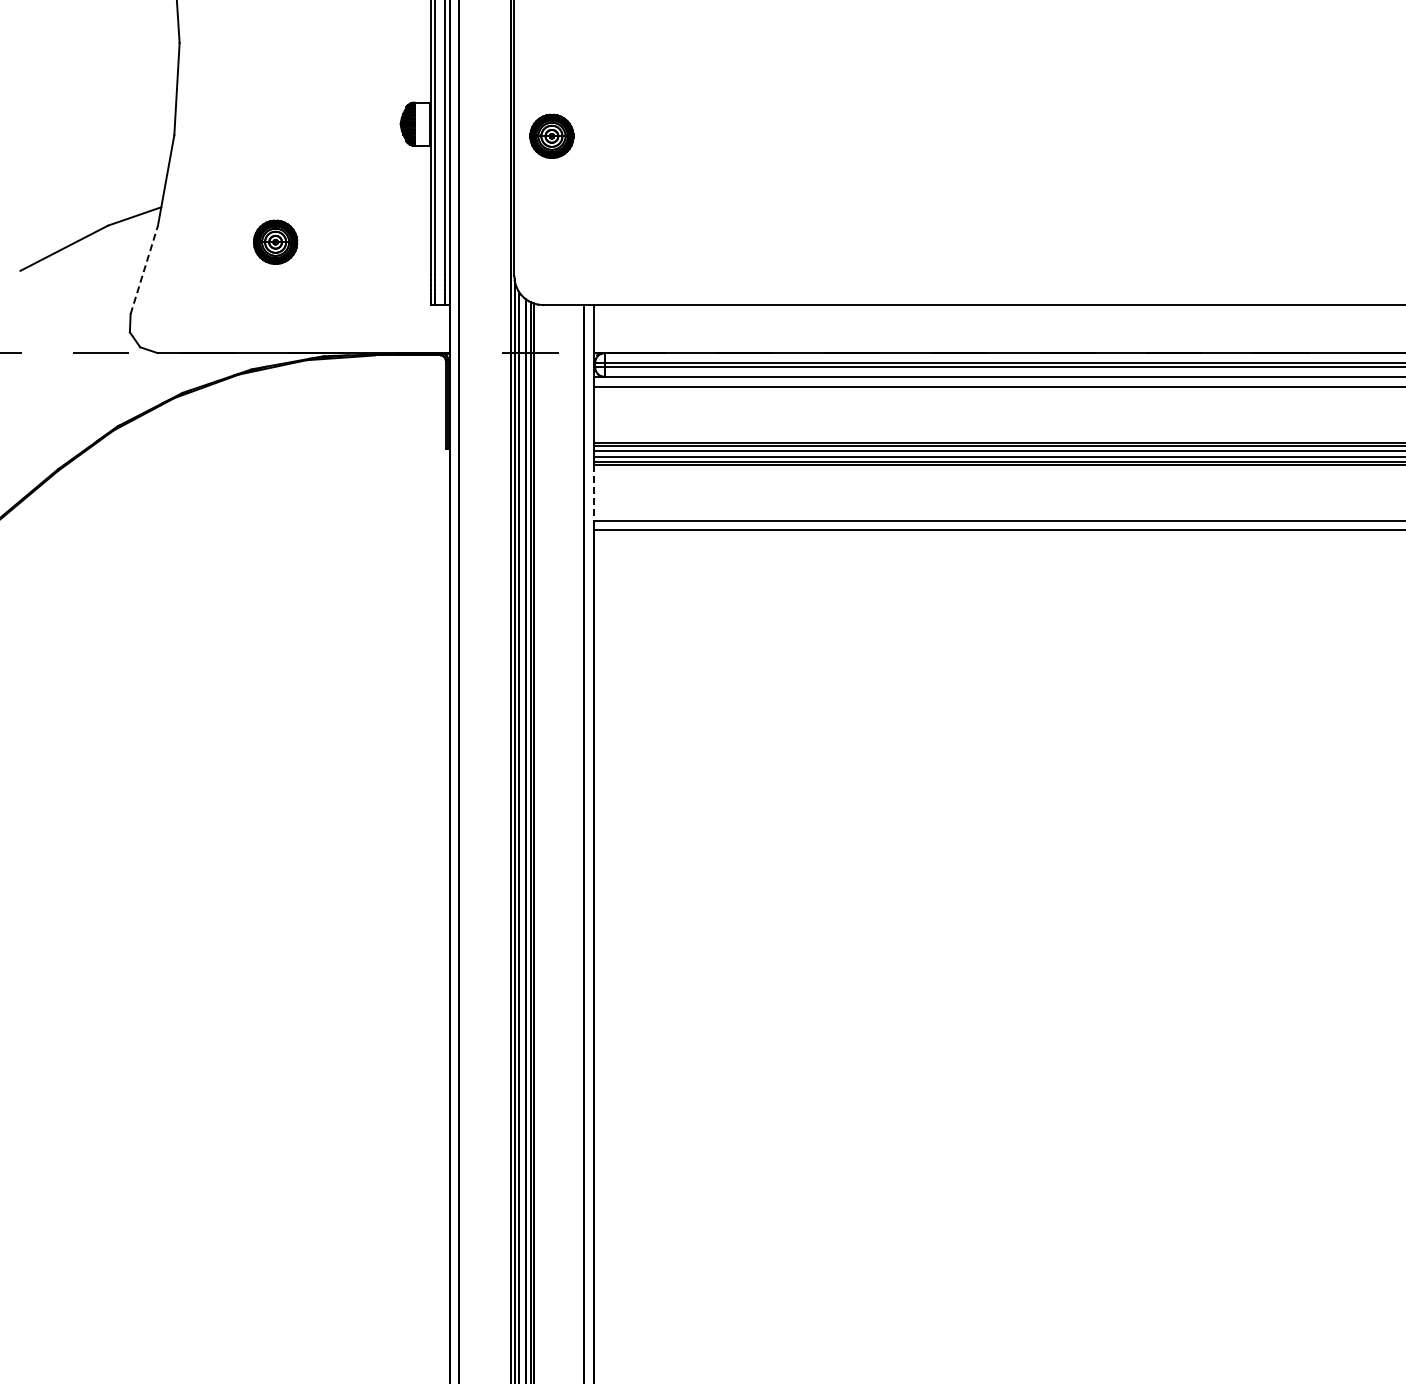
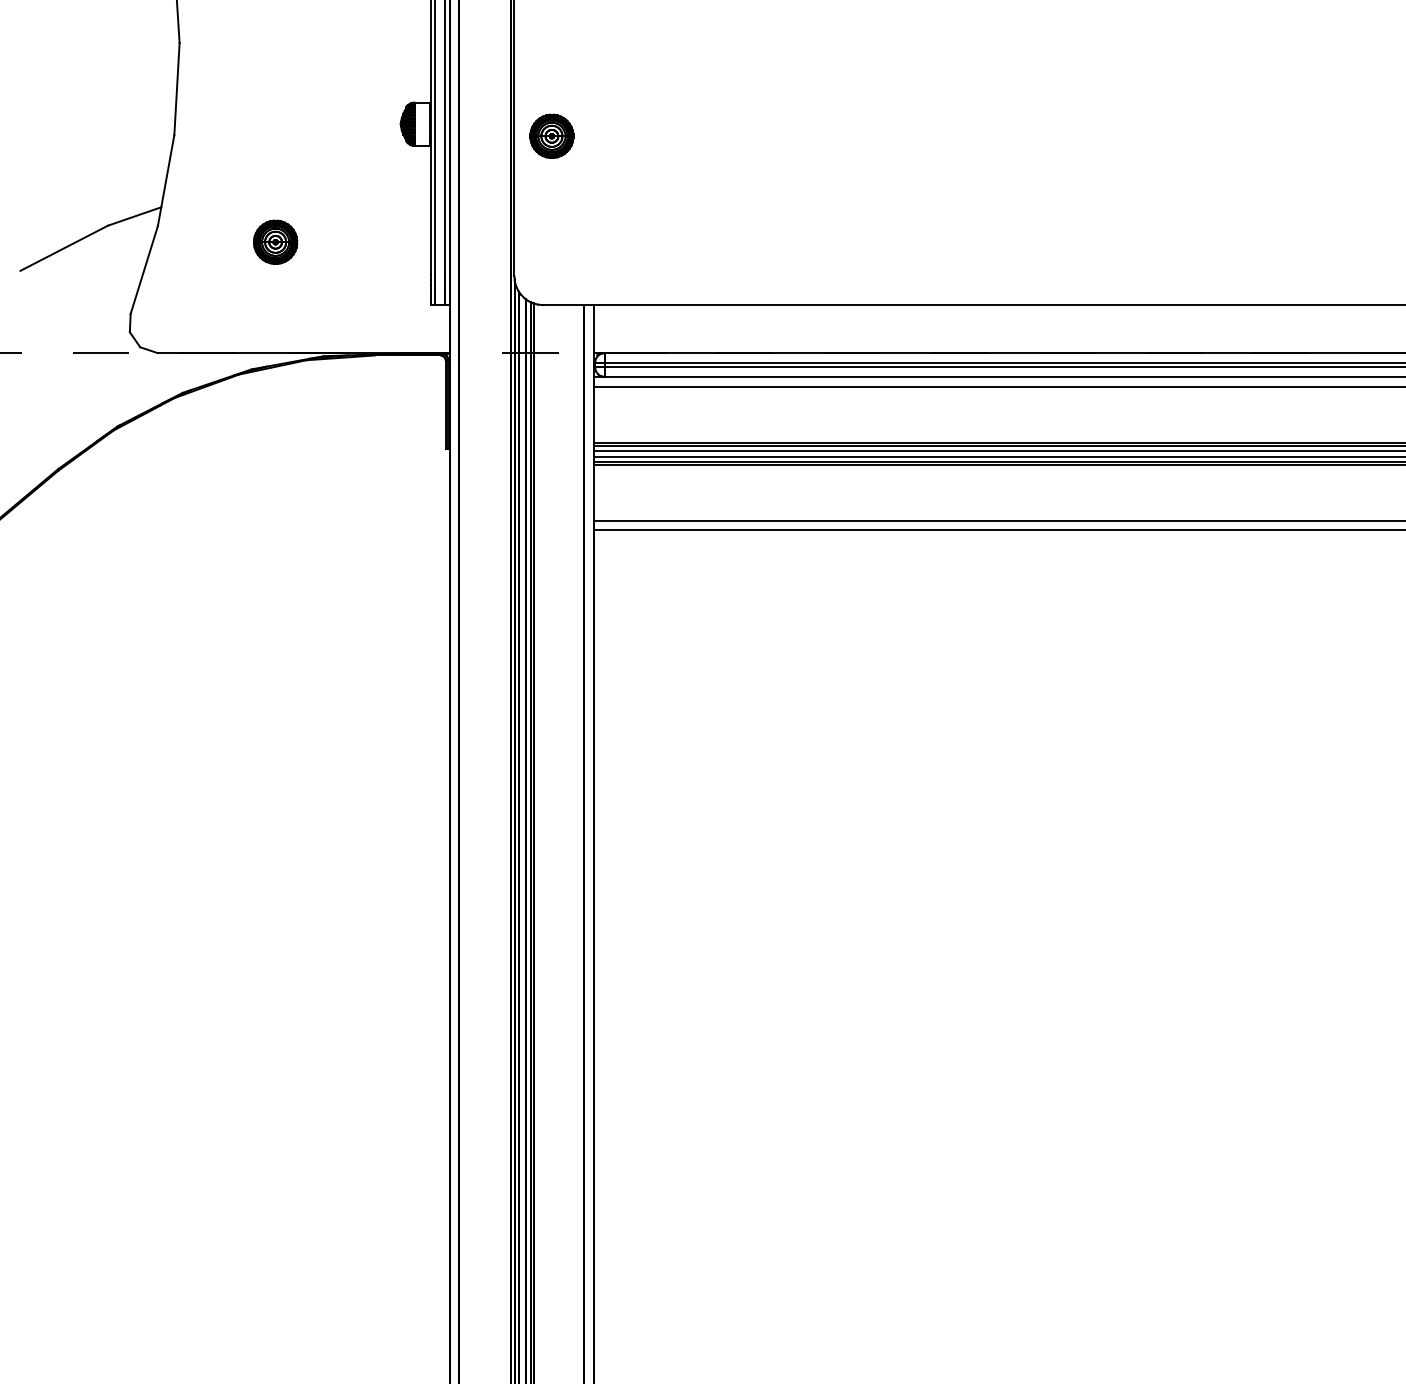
line: dashed -> solid (144, 269)
line: dashed -> solid (593, 492)
